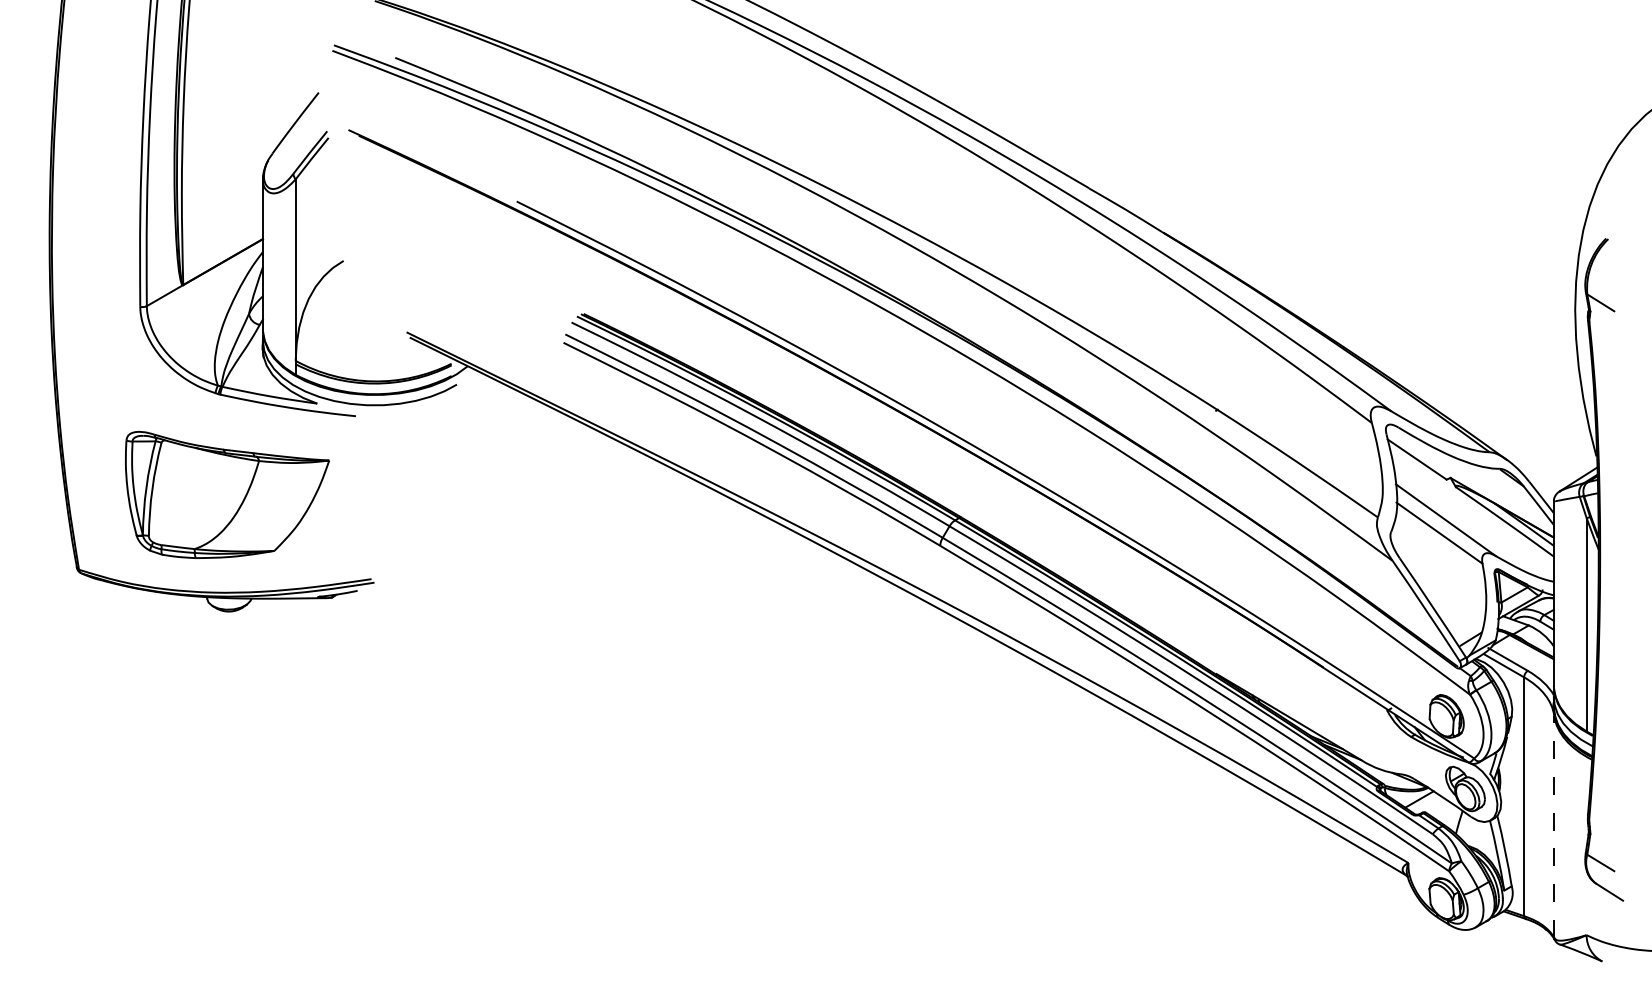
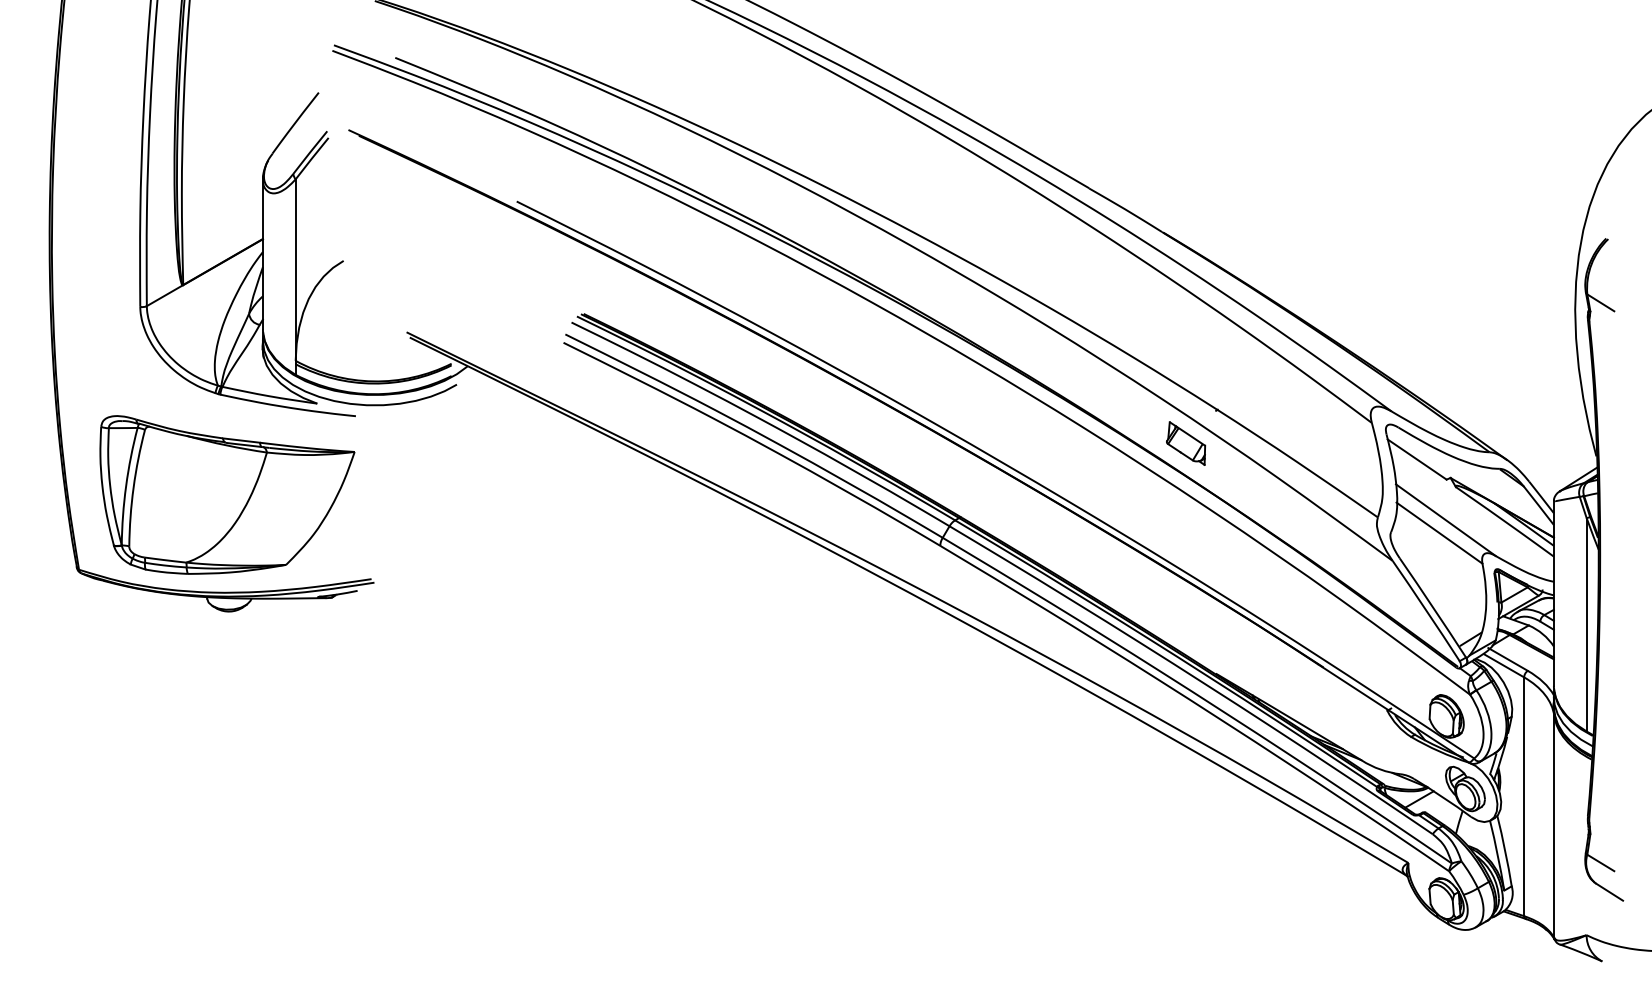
part: none -> present (1186, 443)
part size: 205x129 px -> 257x160 px (227, 494)
line: dashed -> solid (1554, 826)
